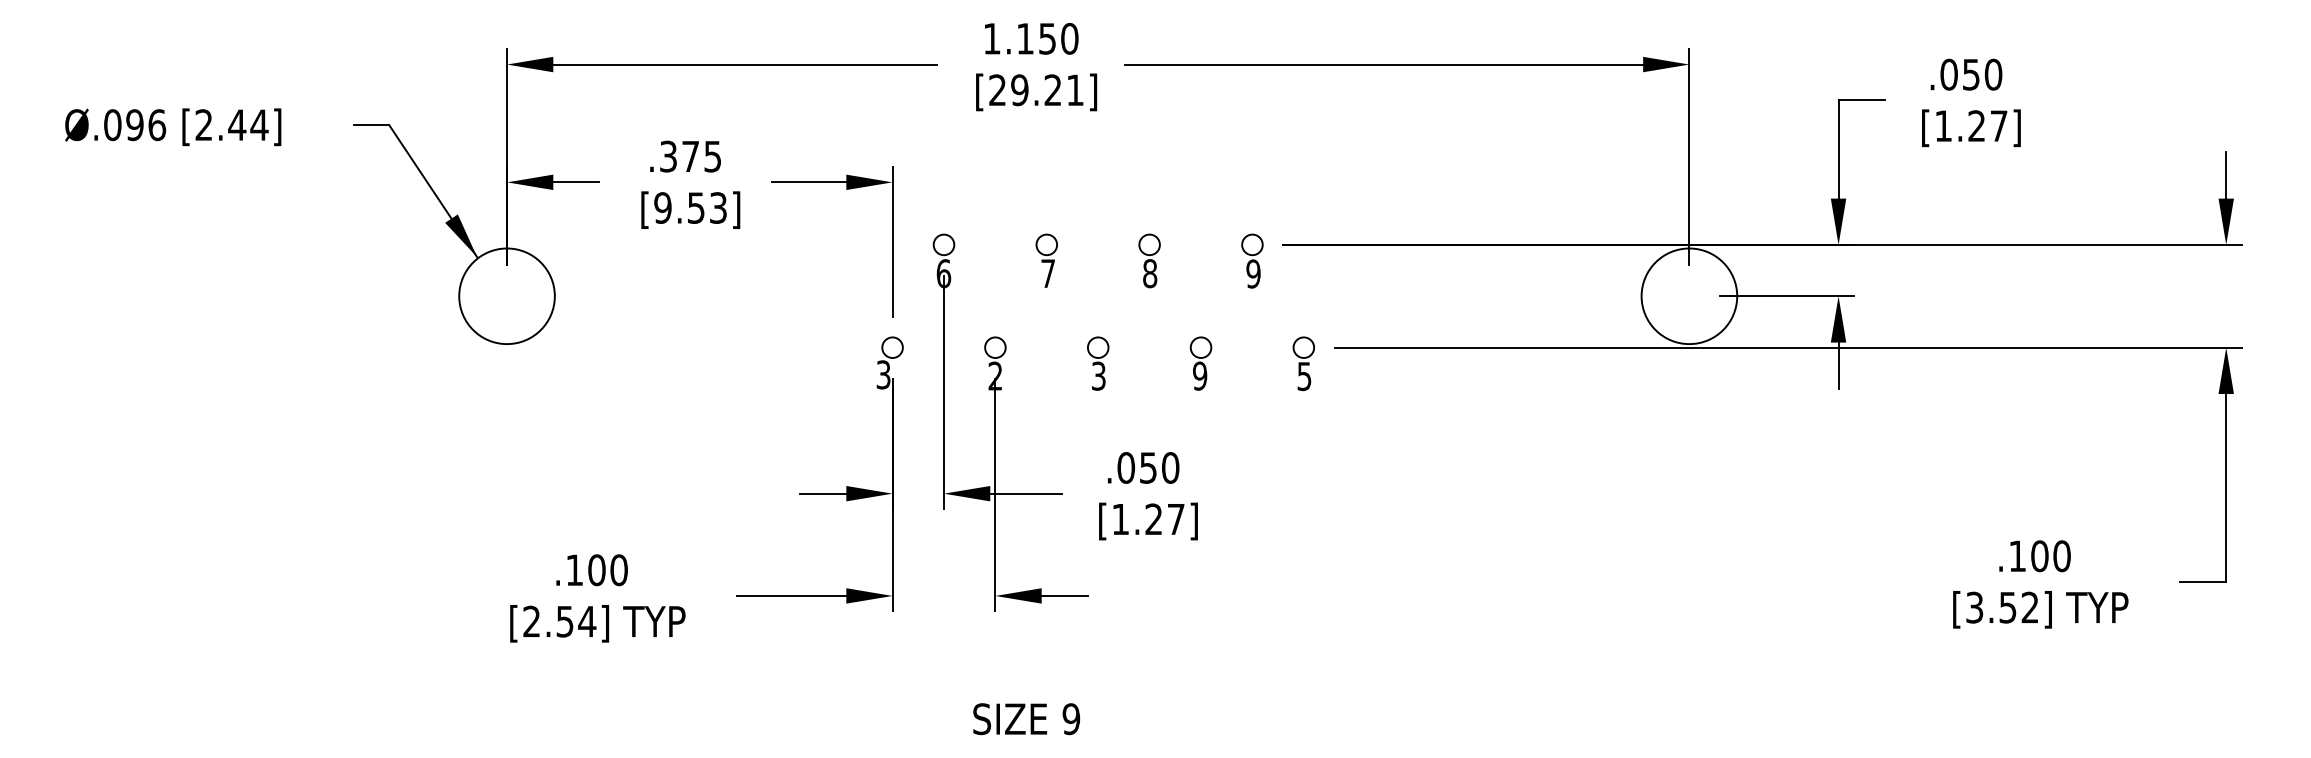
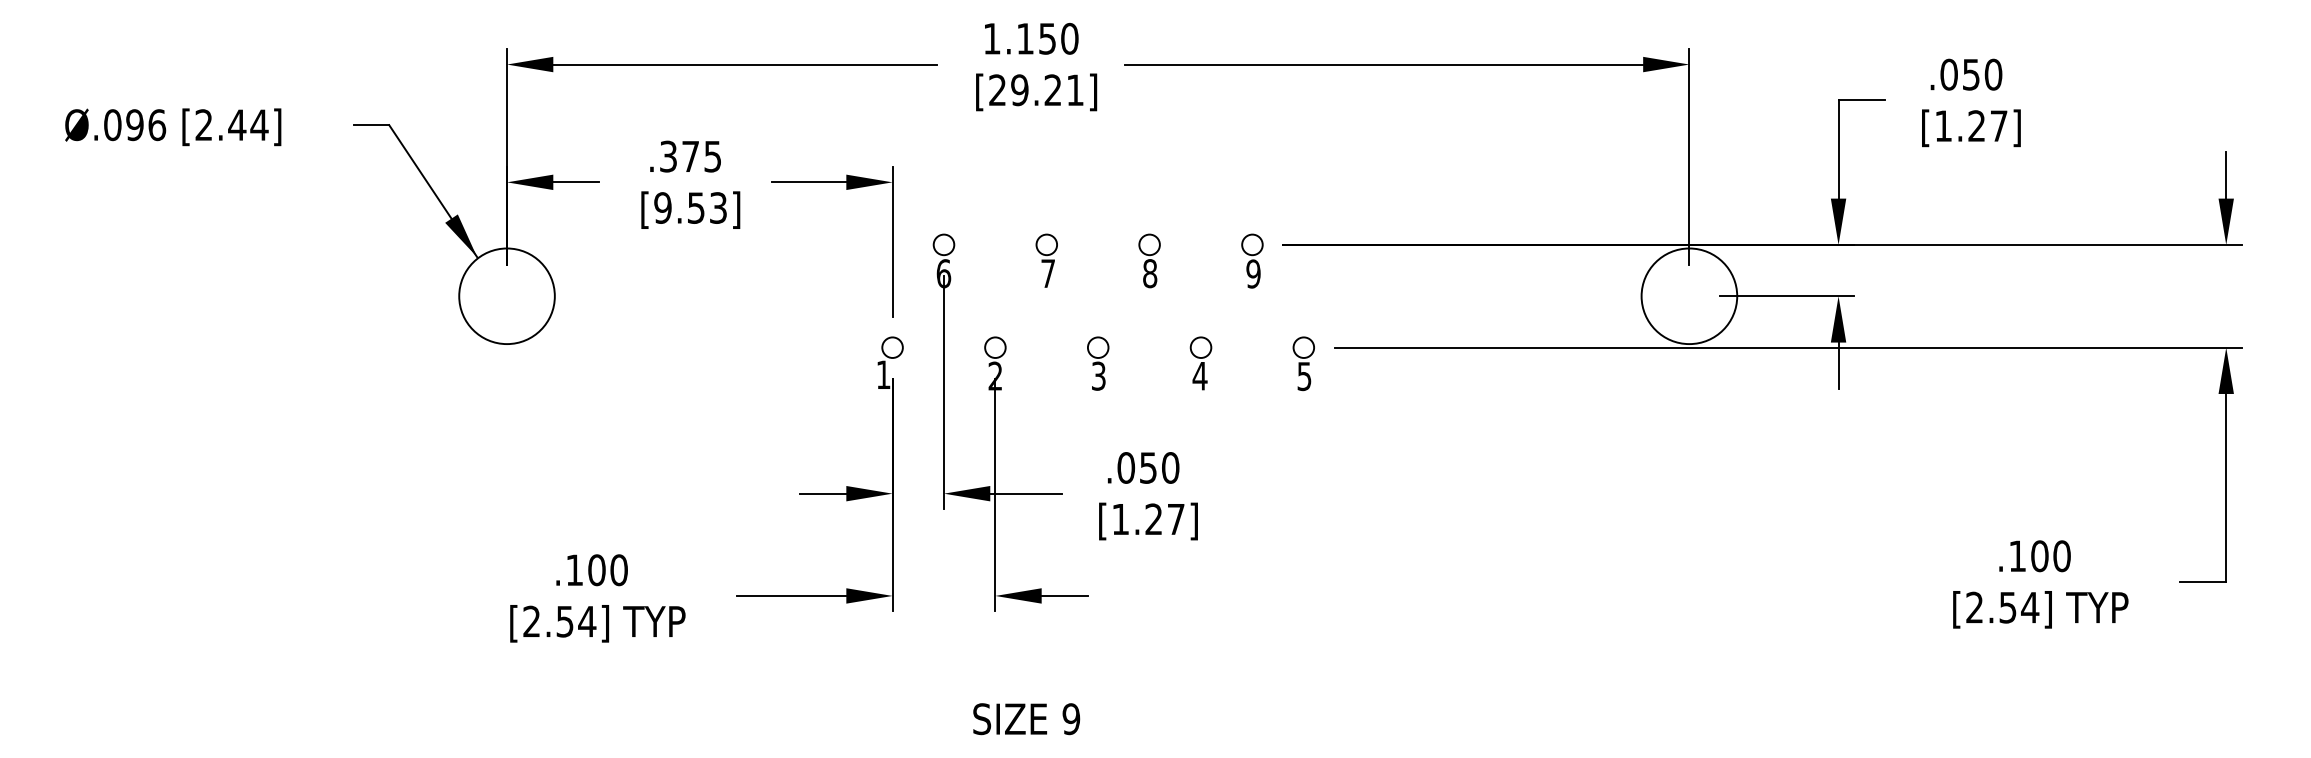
text: 3 -> 1 (883, 374)
text: 9 -> 4 (1199, 375)
text: [3.52] -> [2.54] (2002, 607)
